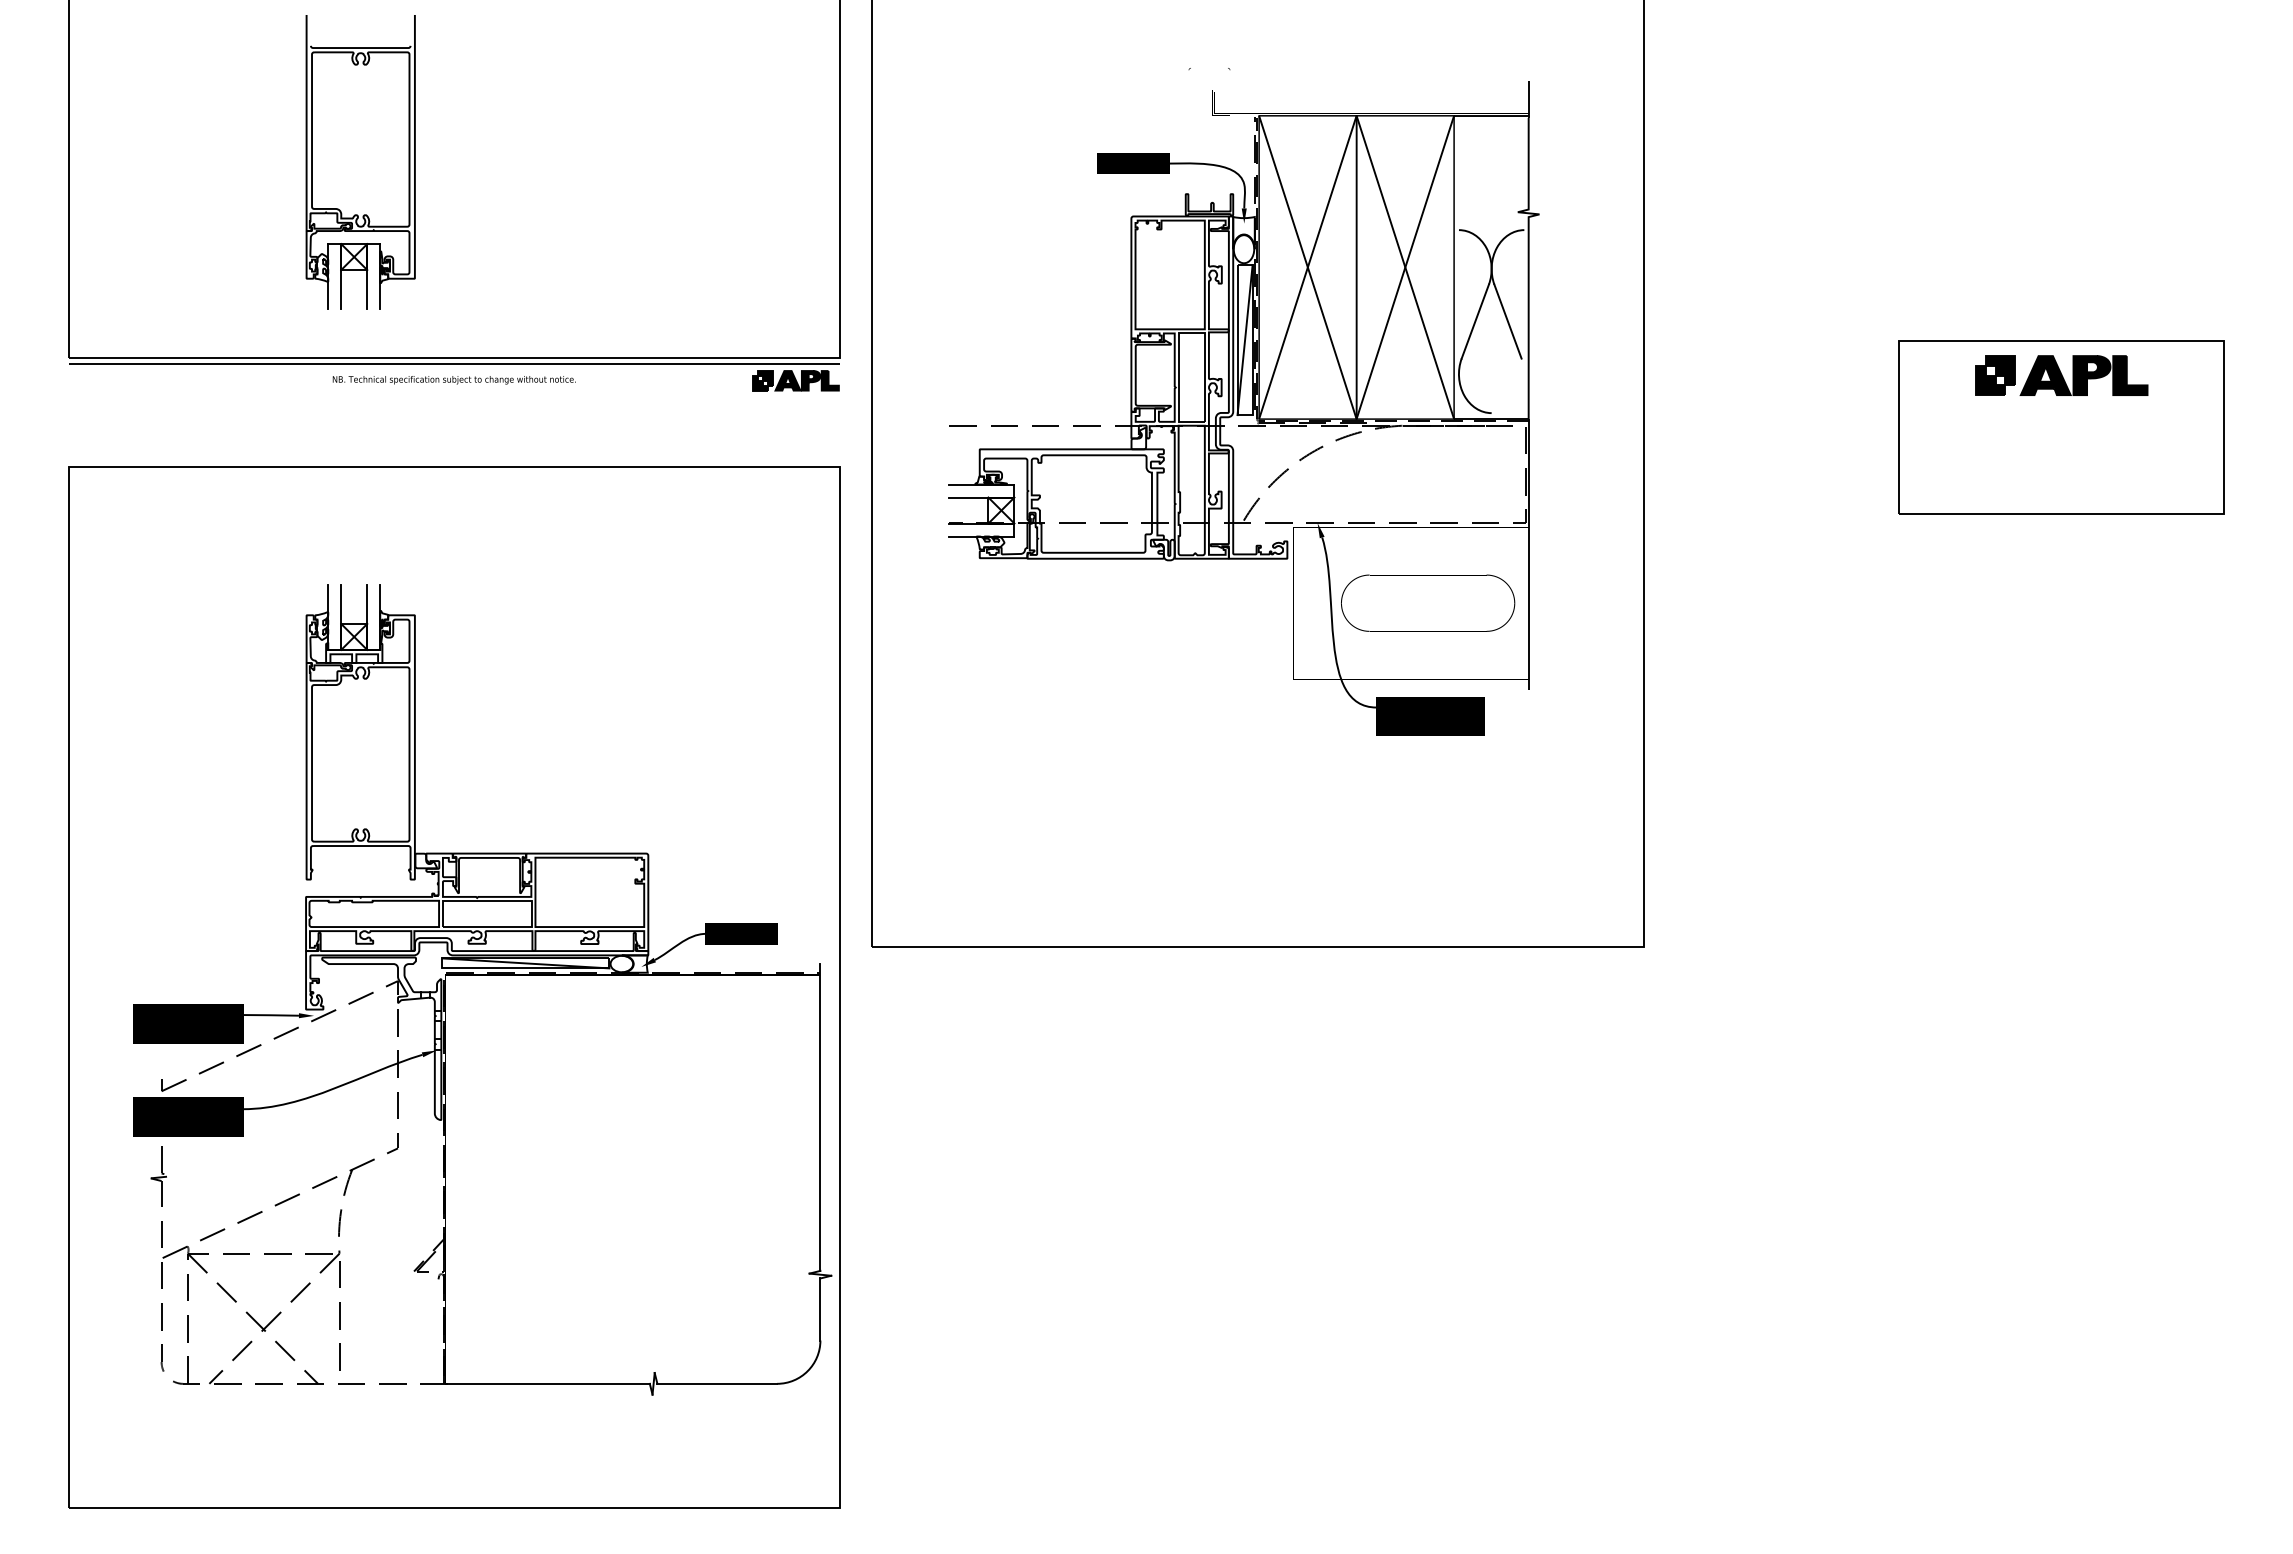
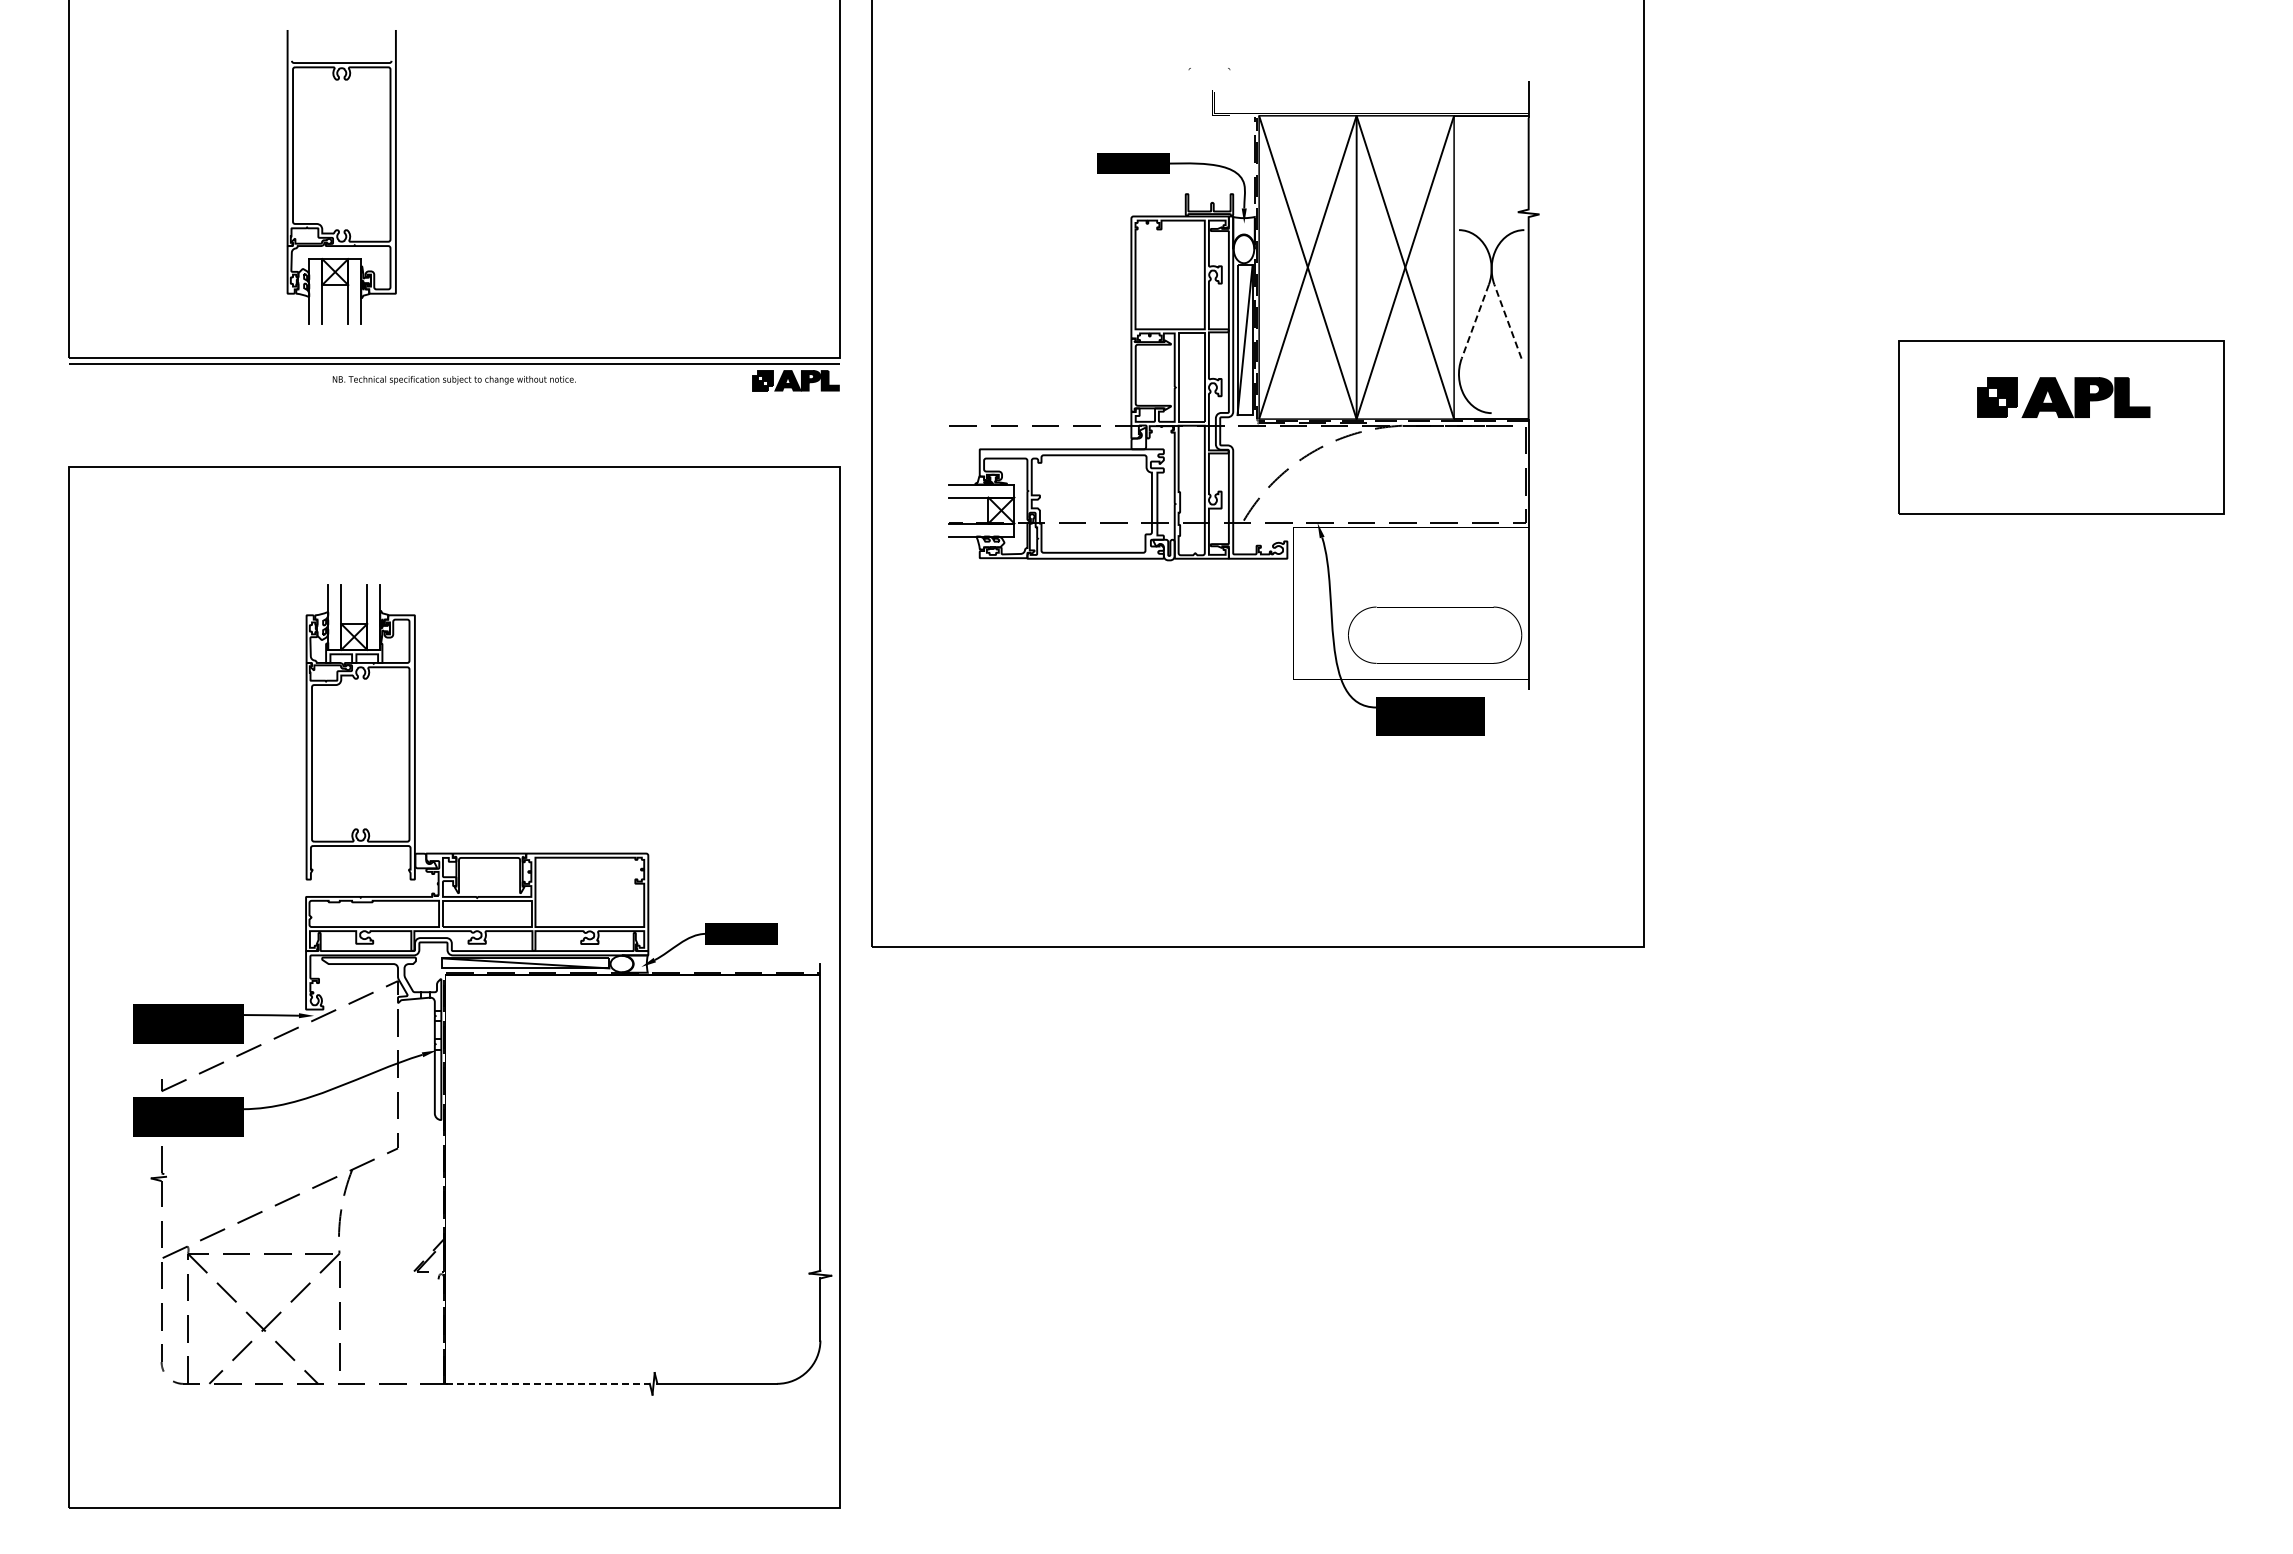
part position: (360, 162) -> (341, 177) (341, 177)
line: solid -> dashed (1507, 321)
line: solid -> dashed (1475, 322)
part position: (2061, 375) -> (2063, 397) (2063, 397)
part position: (1428, 602) -> (1435, 634) (1435, 634)
line: solid -> dashed (548, 1383)
